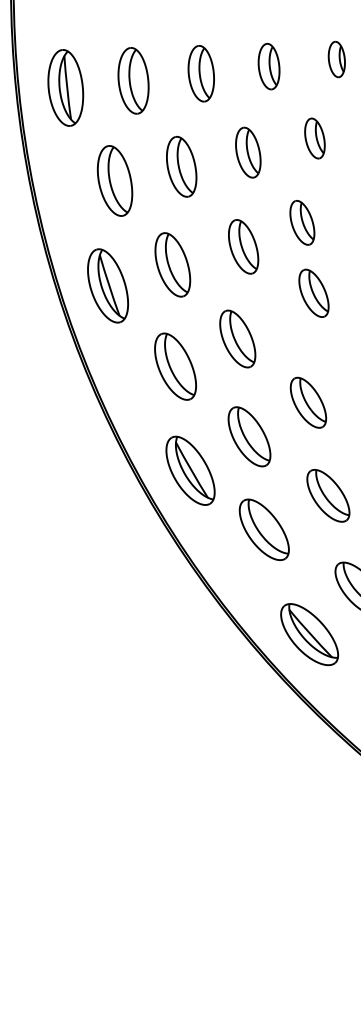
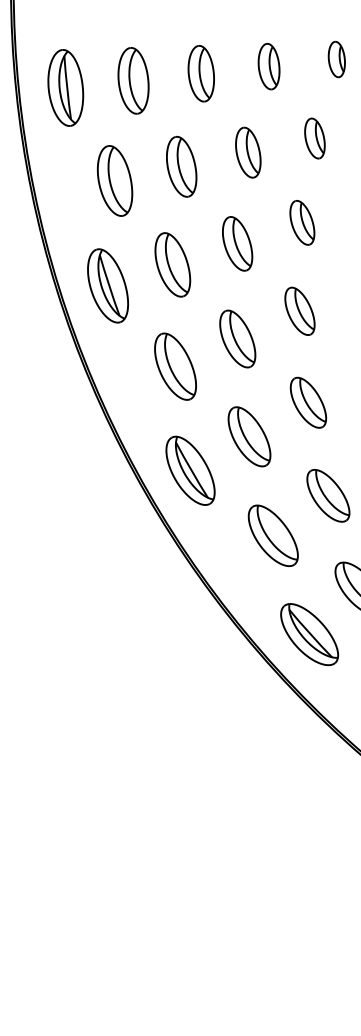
part position: (243, 246) -> (237, 243) (237, 243)
part position: (313, 292) -> (299, 310) (299, 310)
part position: (263, 529) -> (272, 535) (272, 535)
